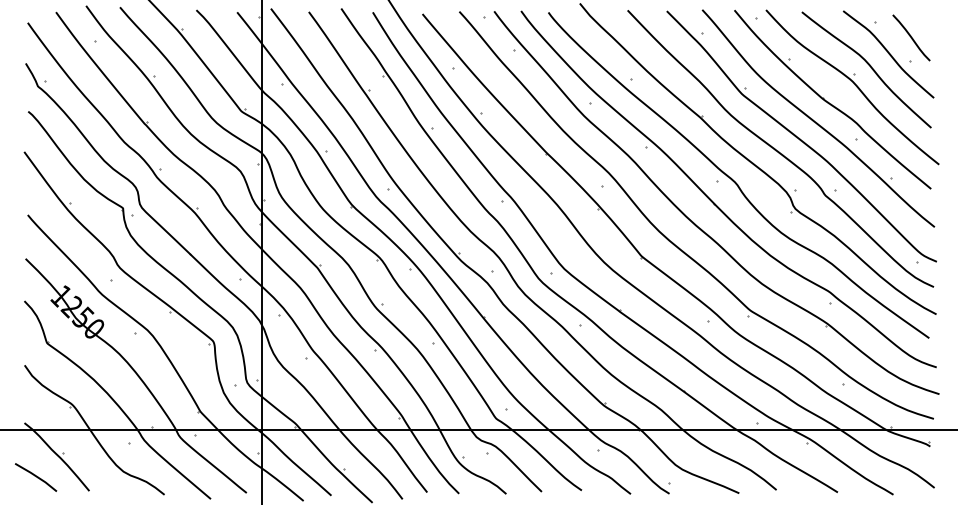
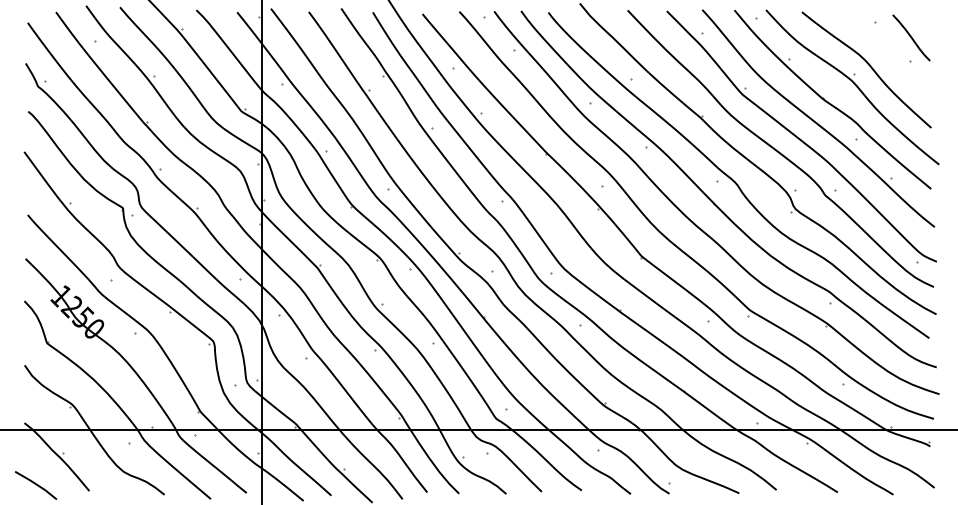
curve: present -> none (888, 54)
line position: (36, 477) -> (36, 485) (36, 485)
